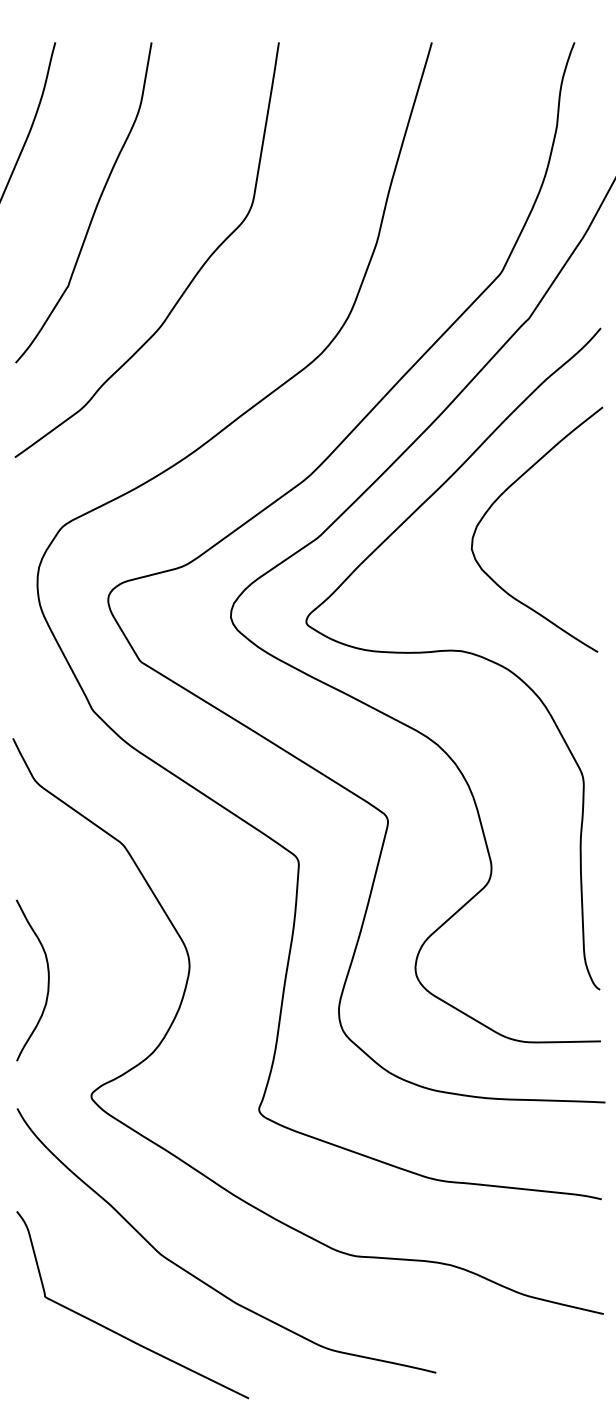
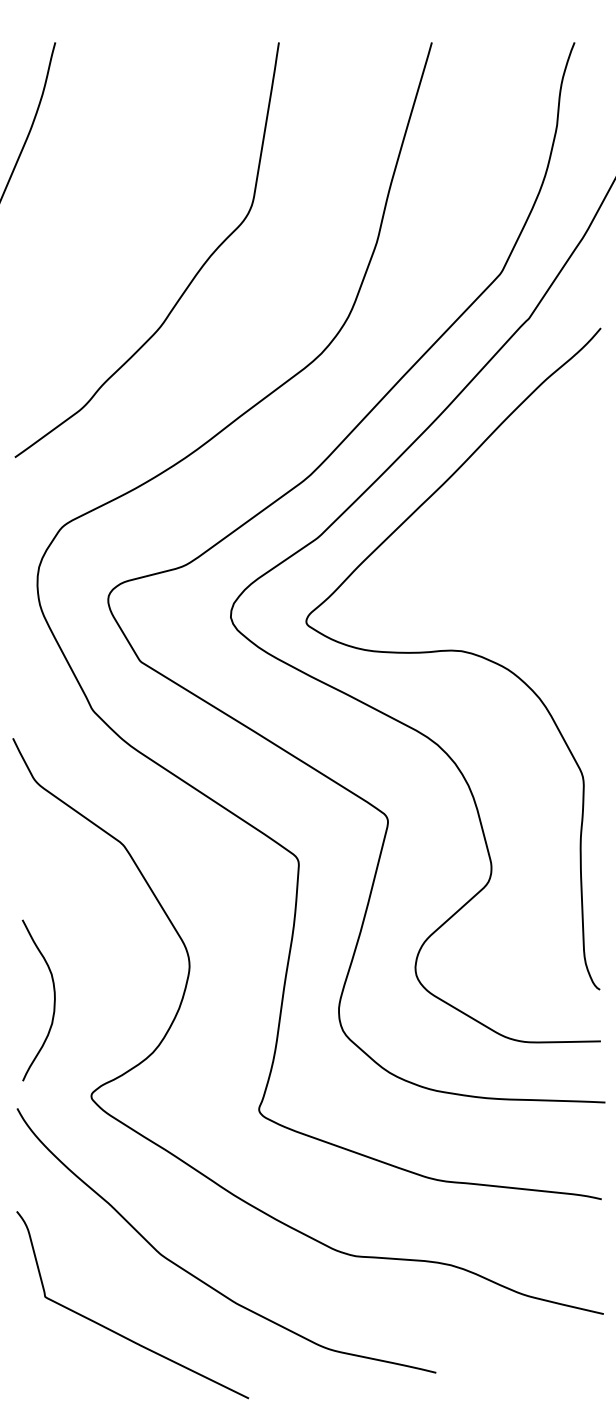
curve: present -> none (95, 206)
curve: present -> none (505, 492)
curve position: (47, 981) -> (53, 1001) (53, 1001)
